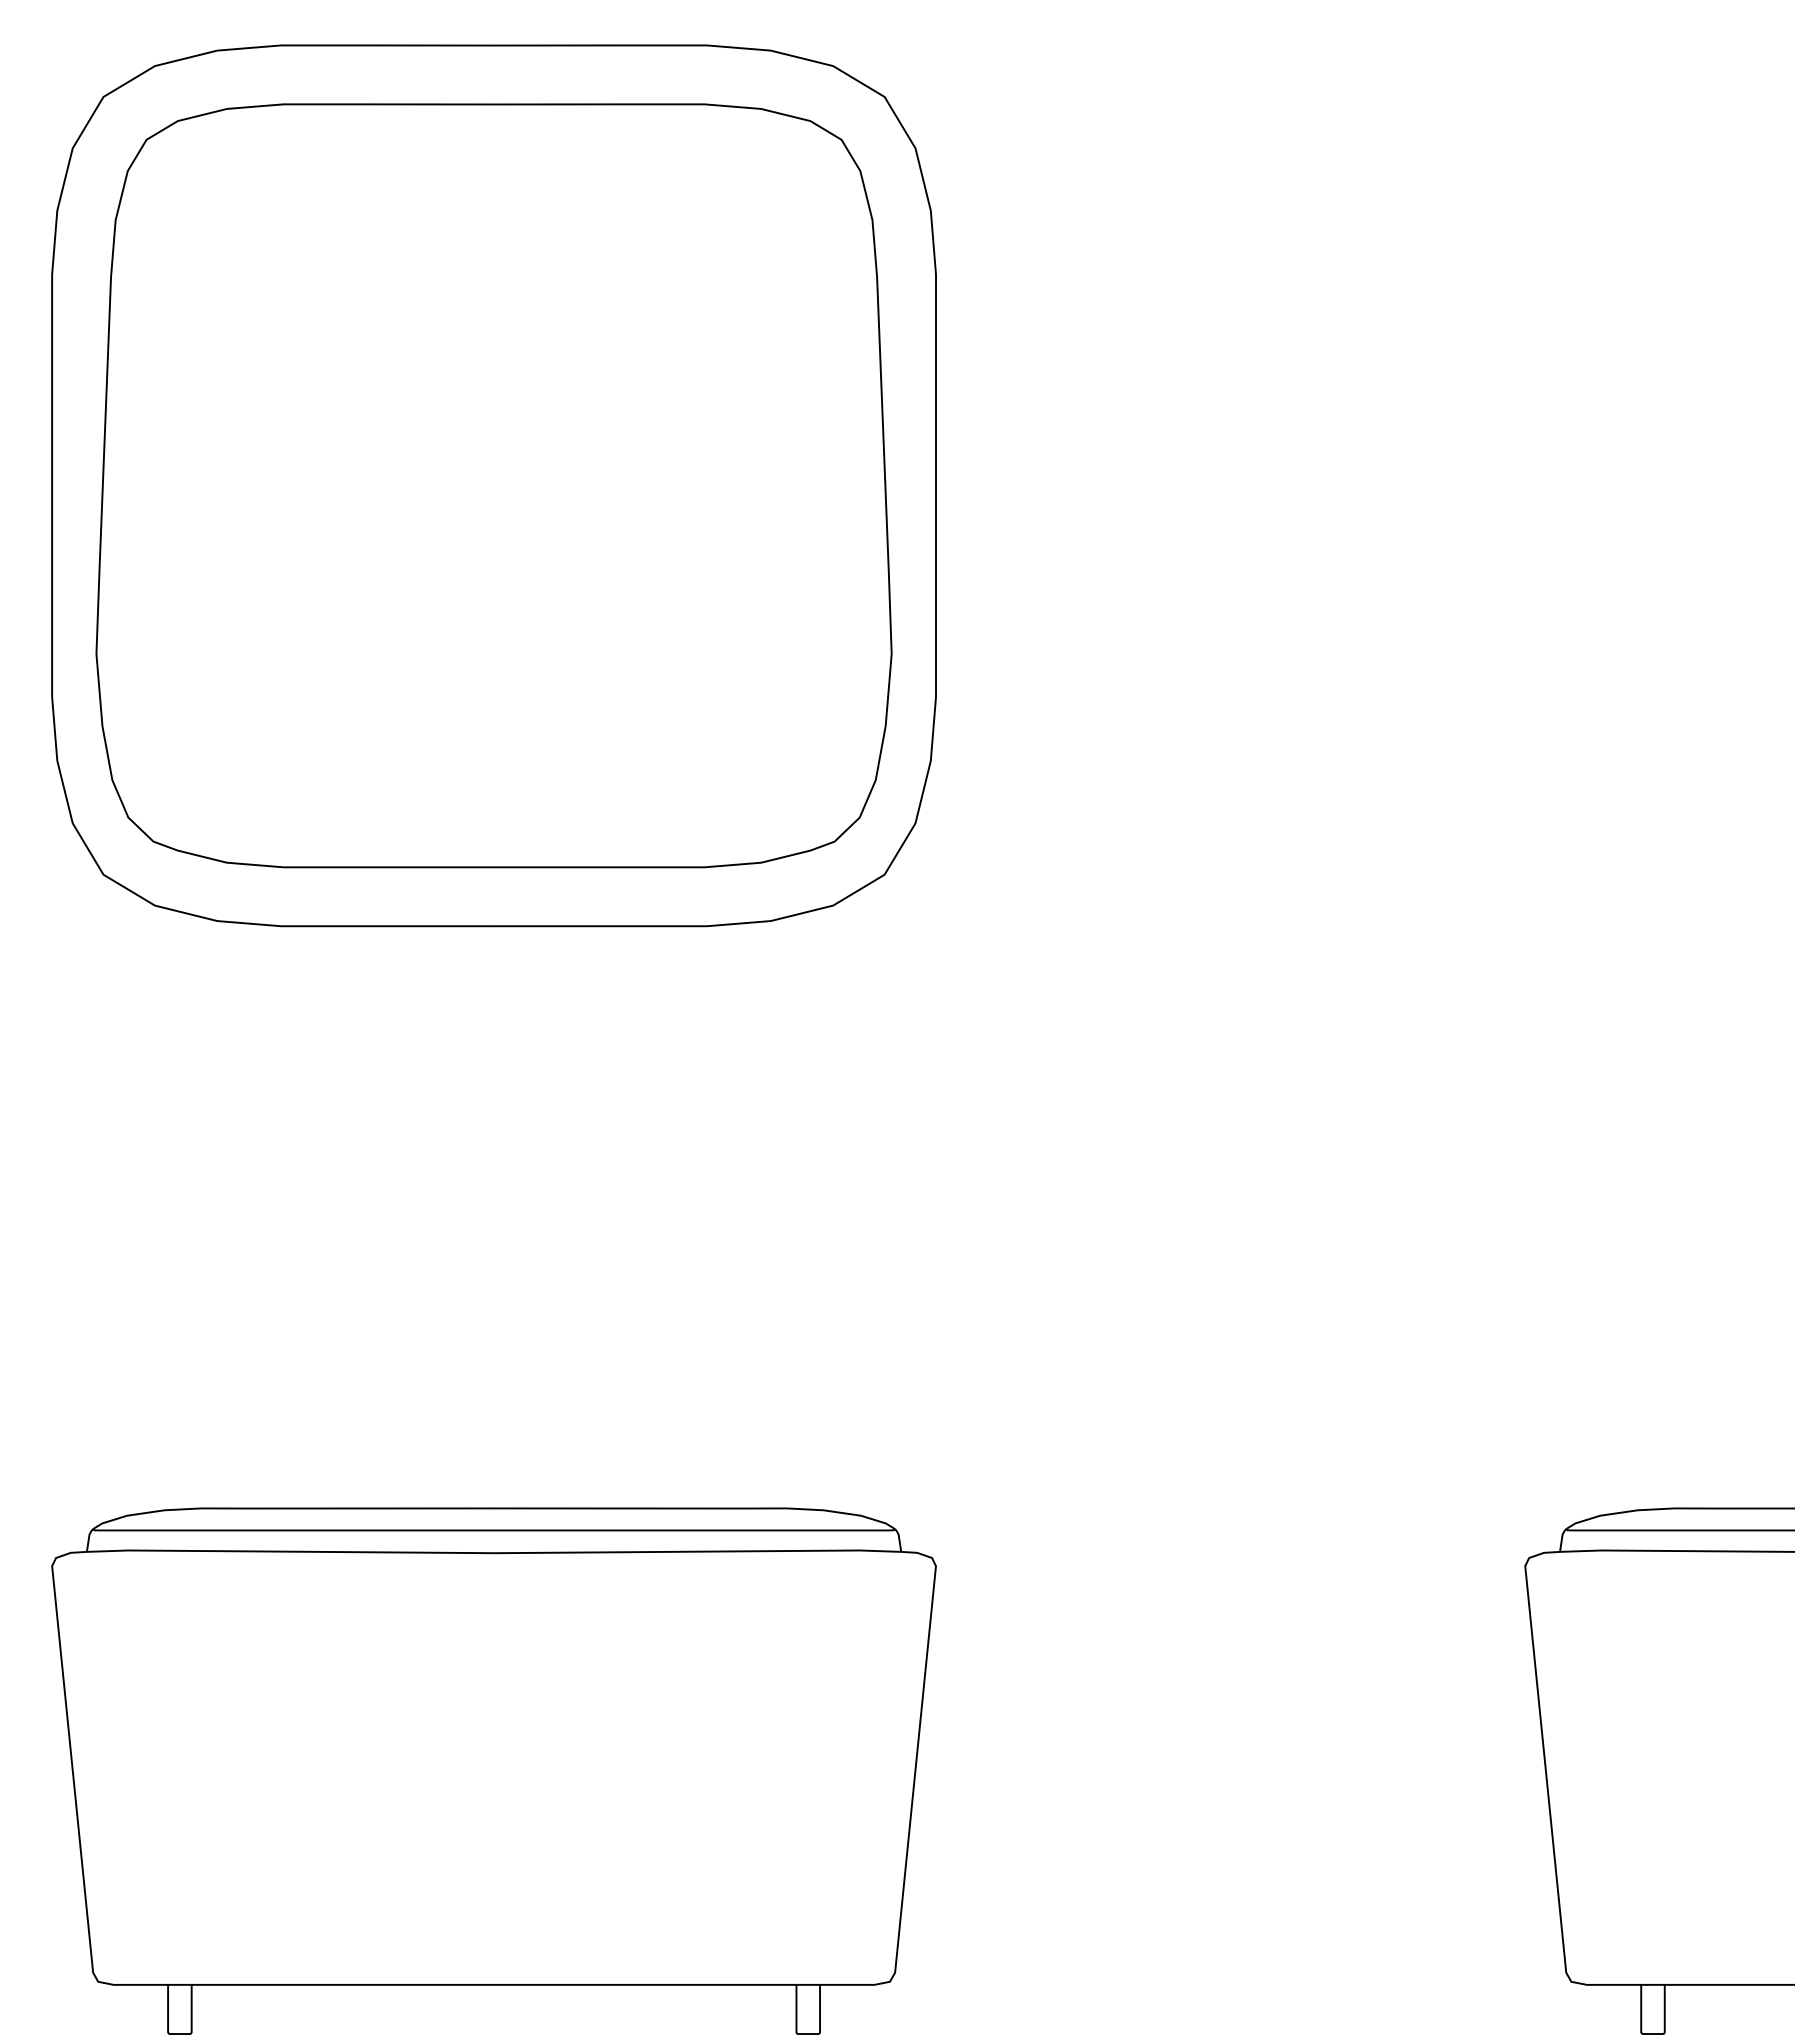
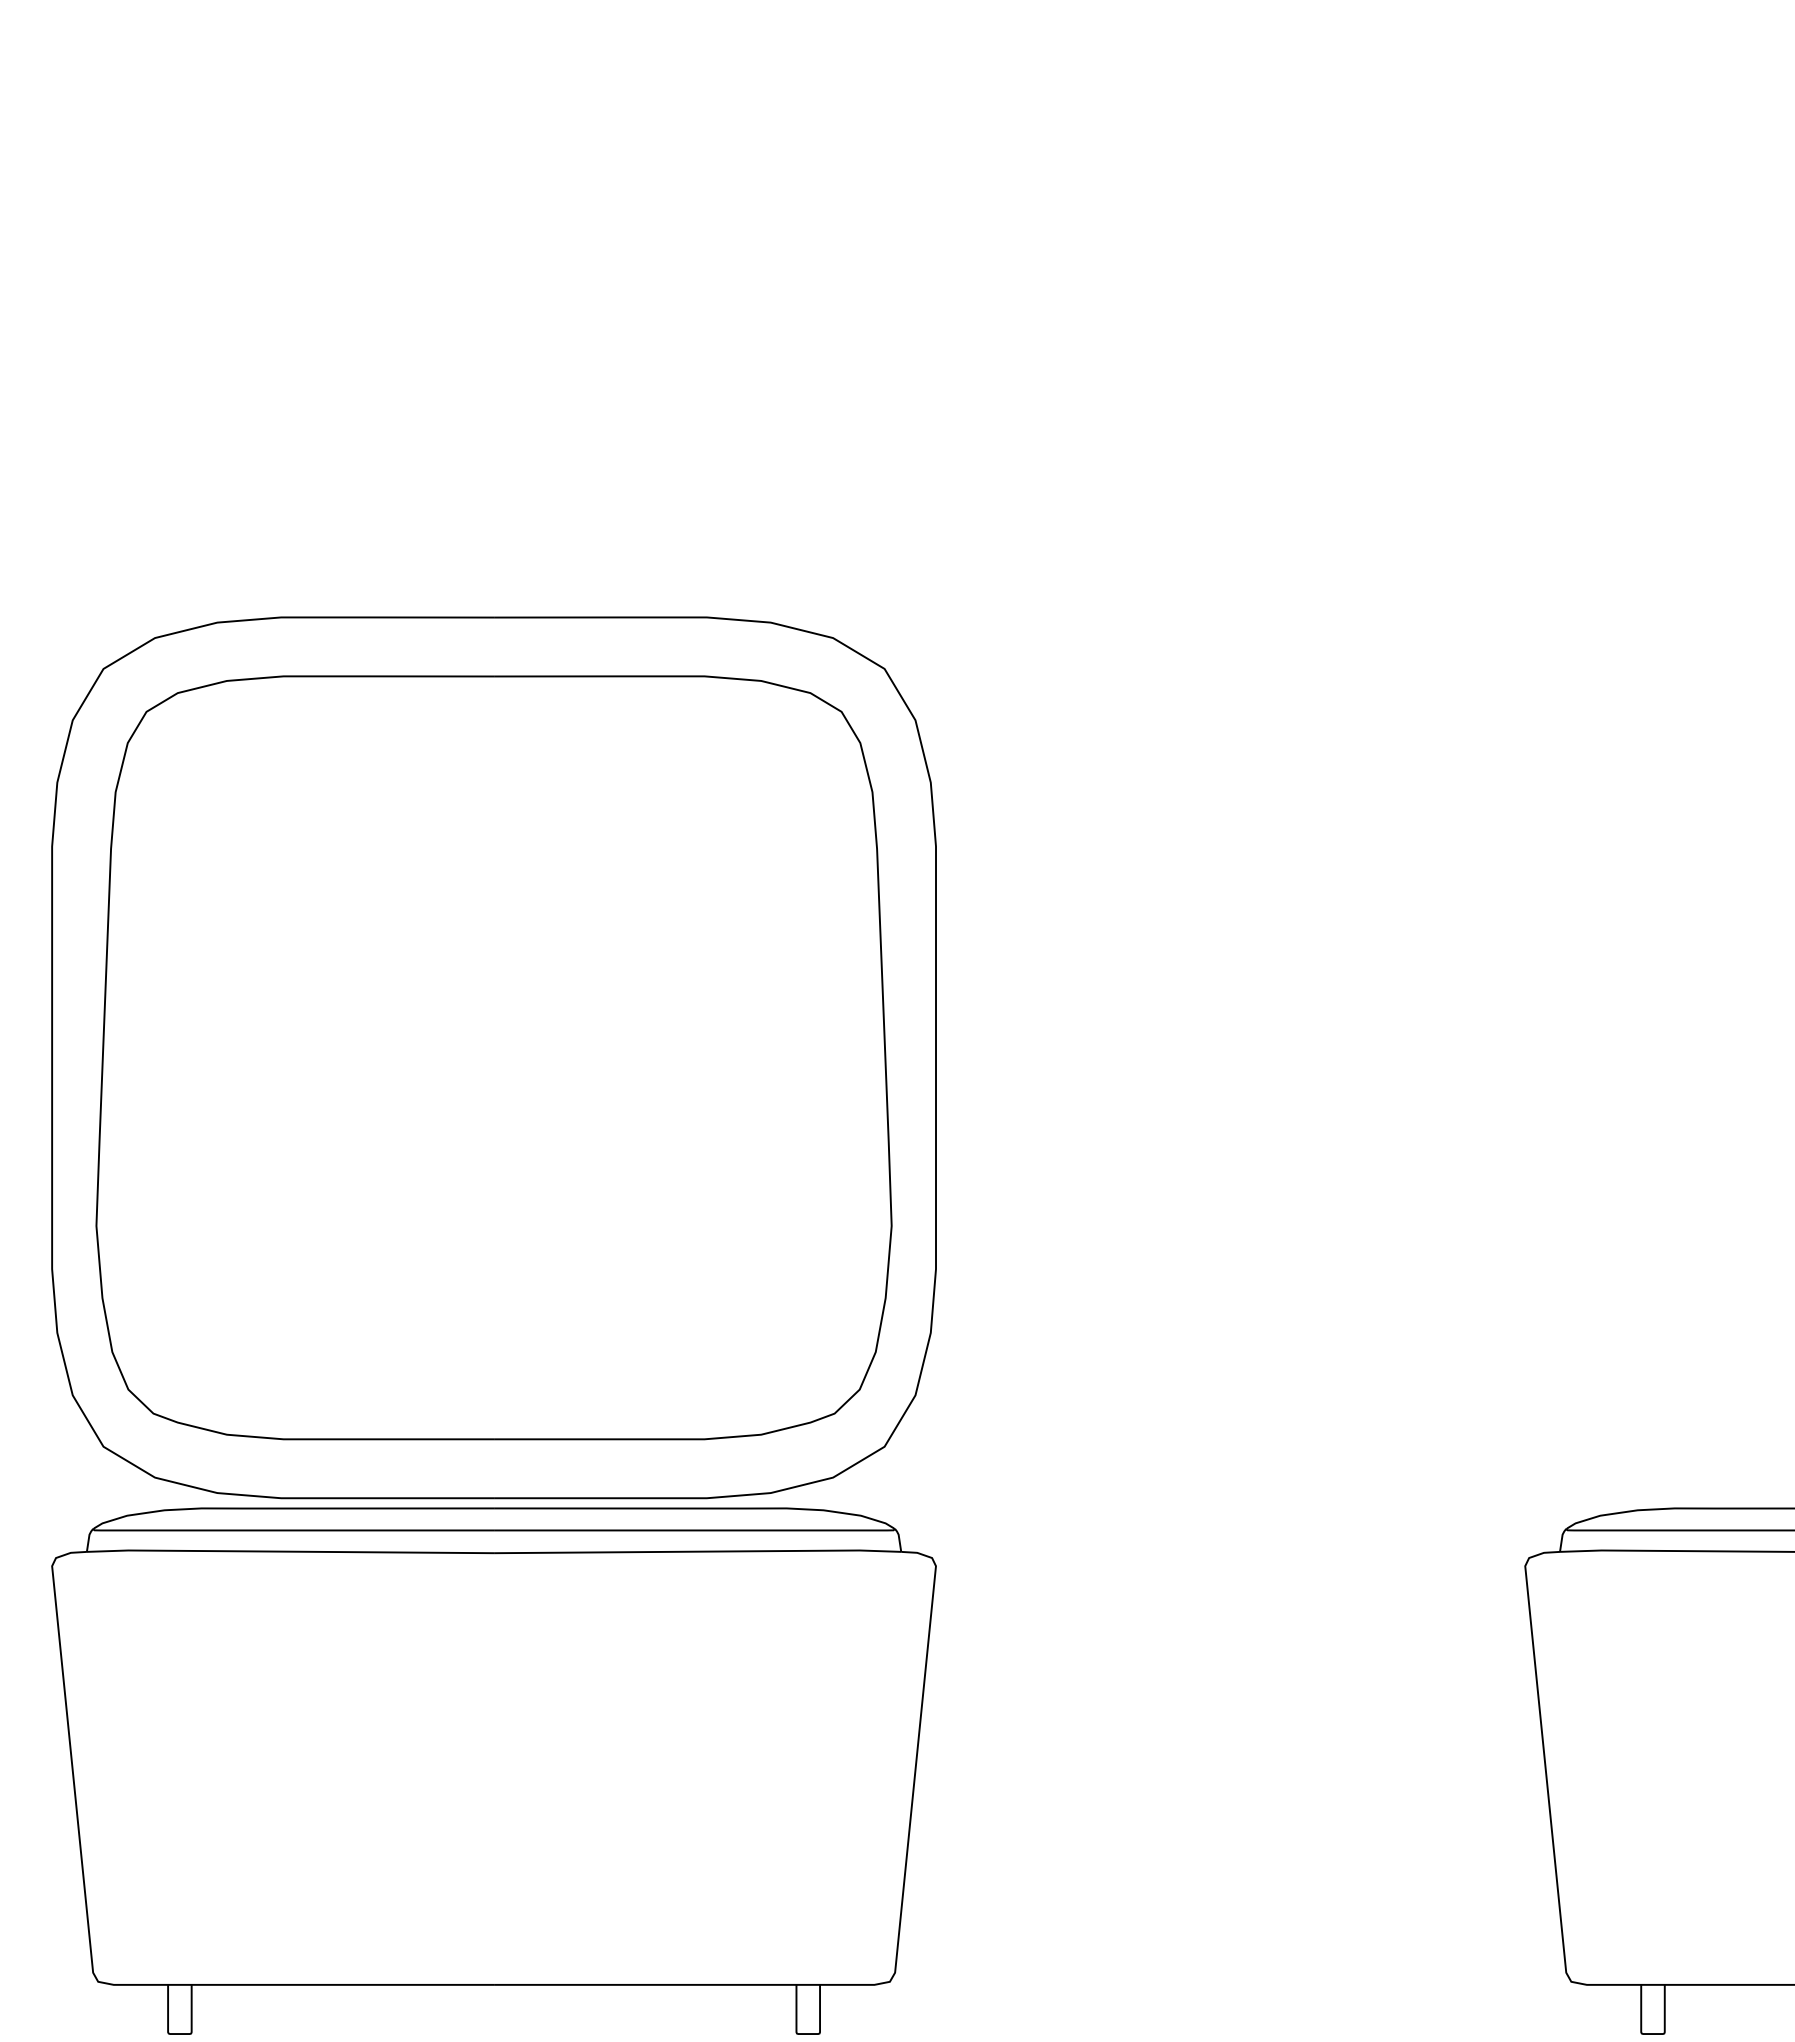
part position: (493, 485) -> (493, 1057) (493, 1057)
